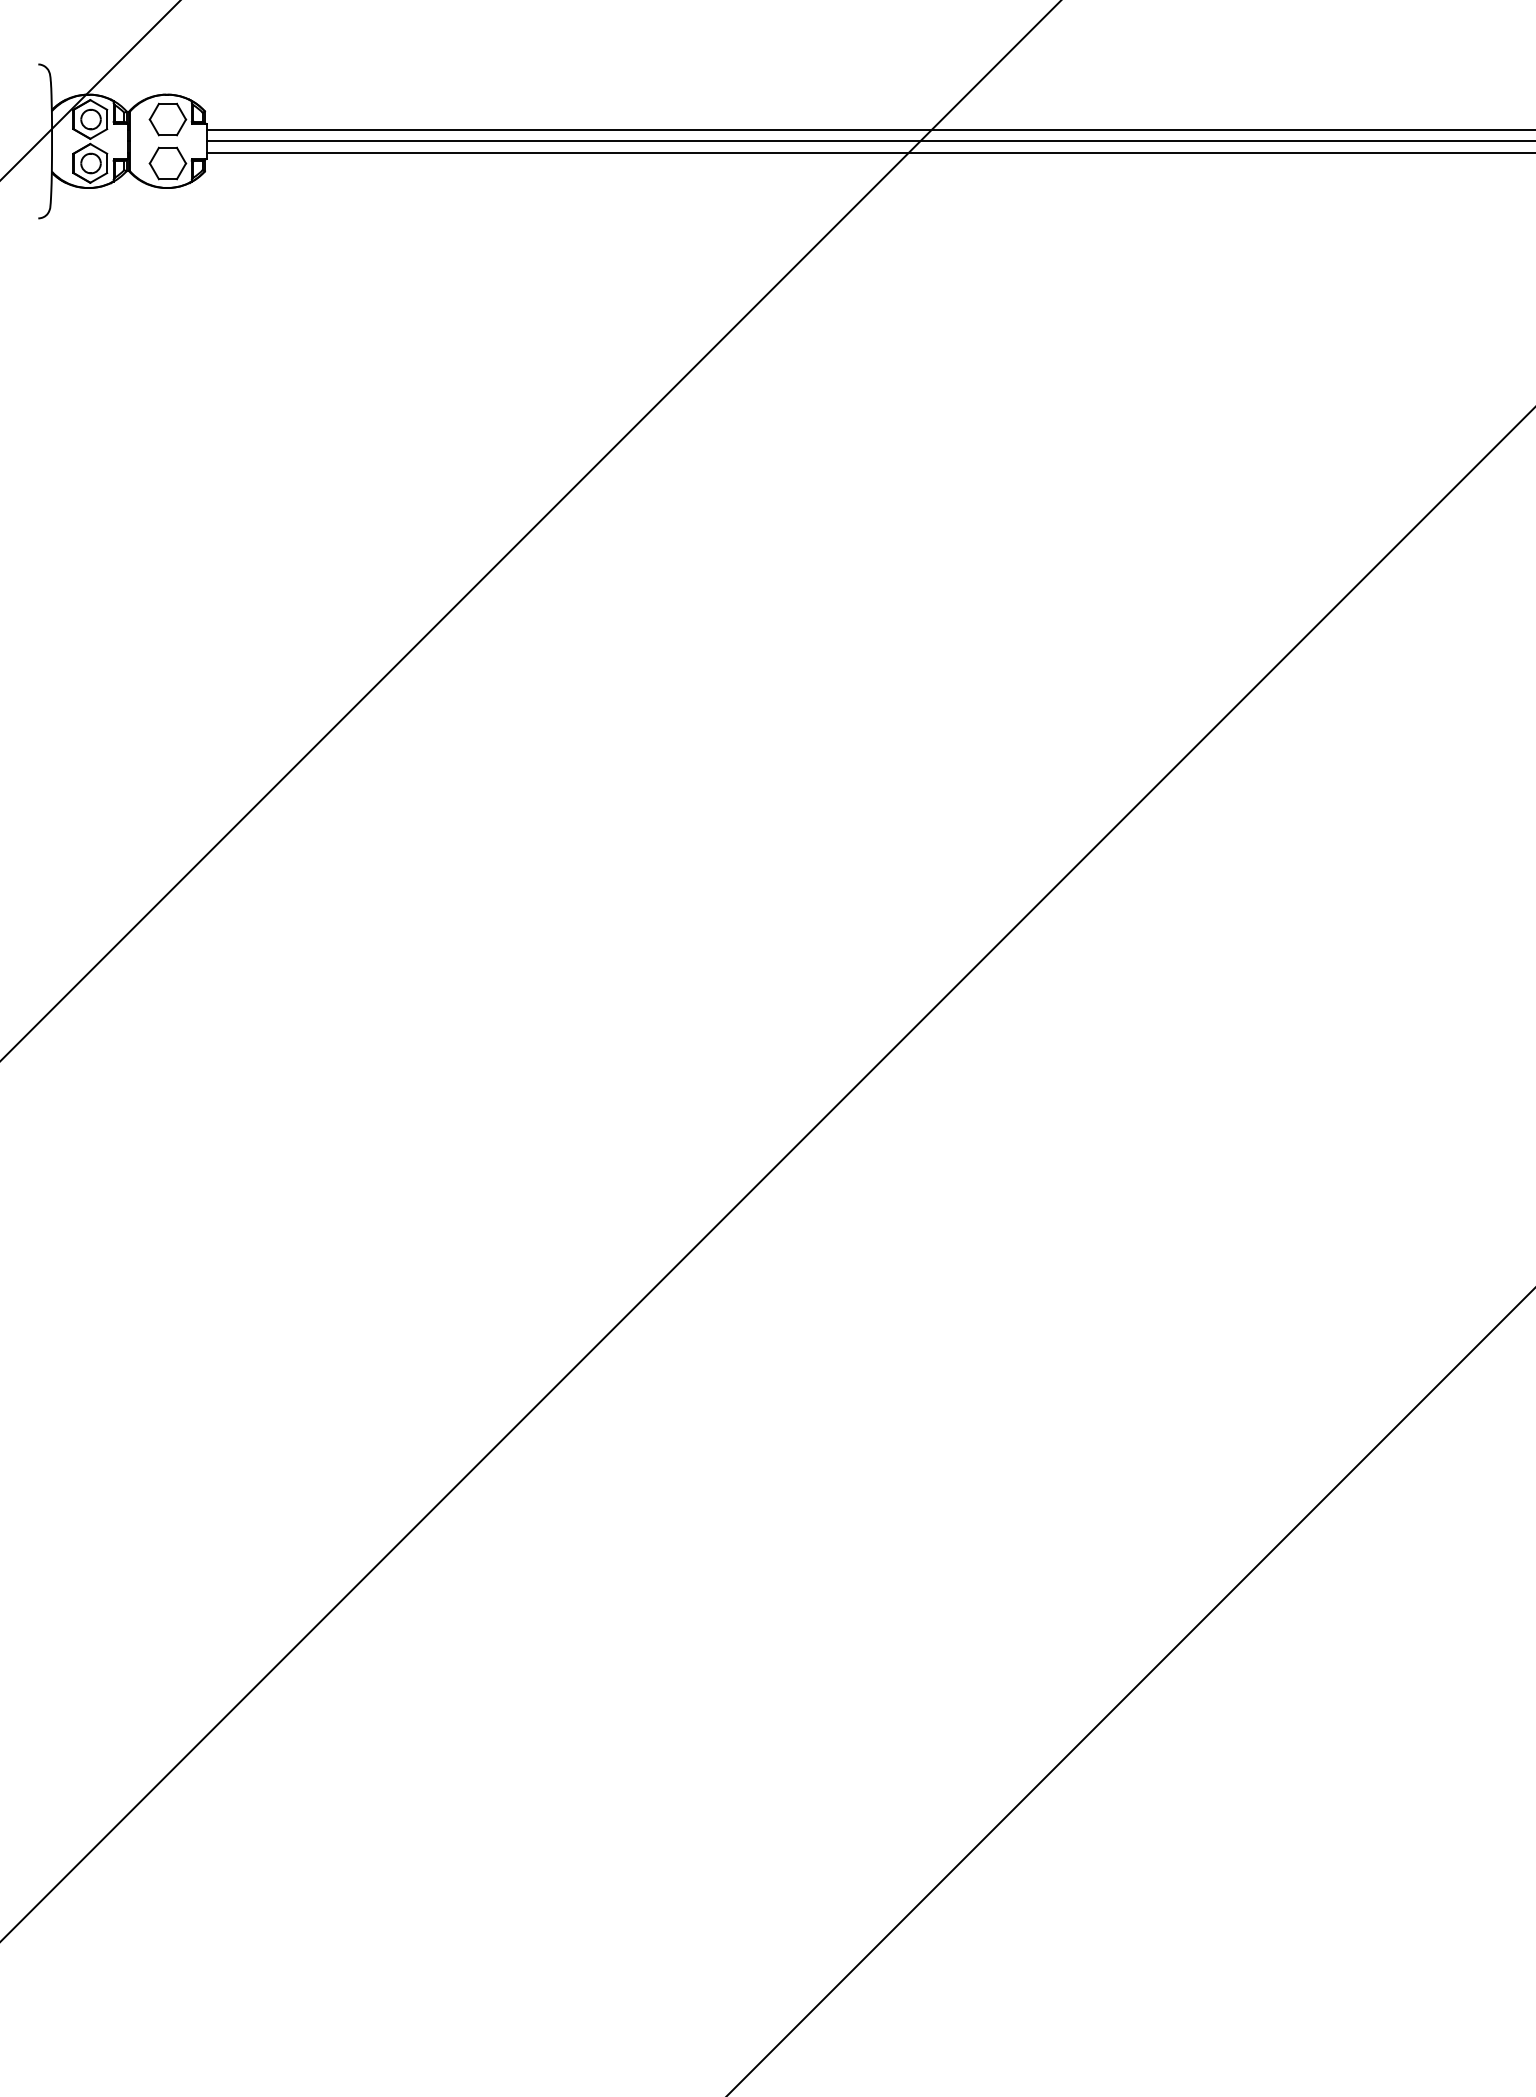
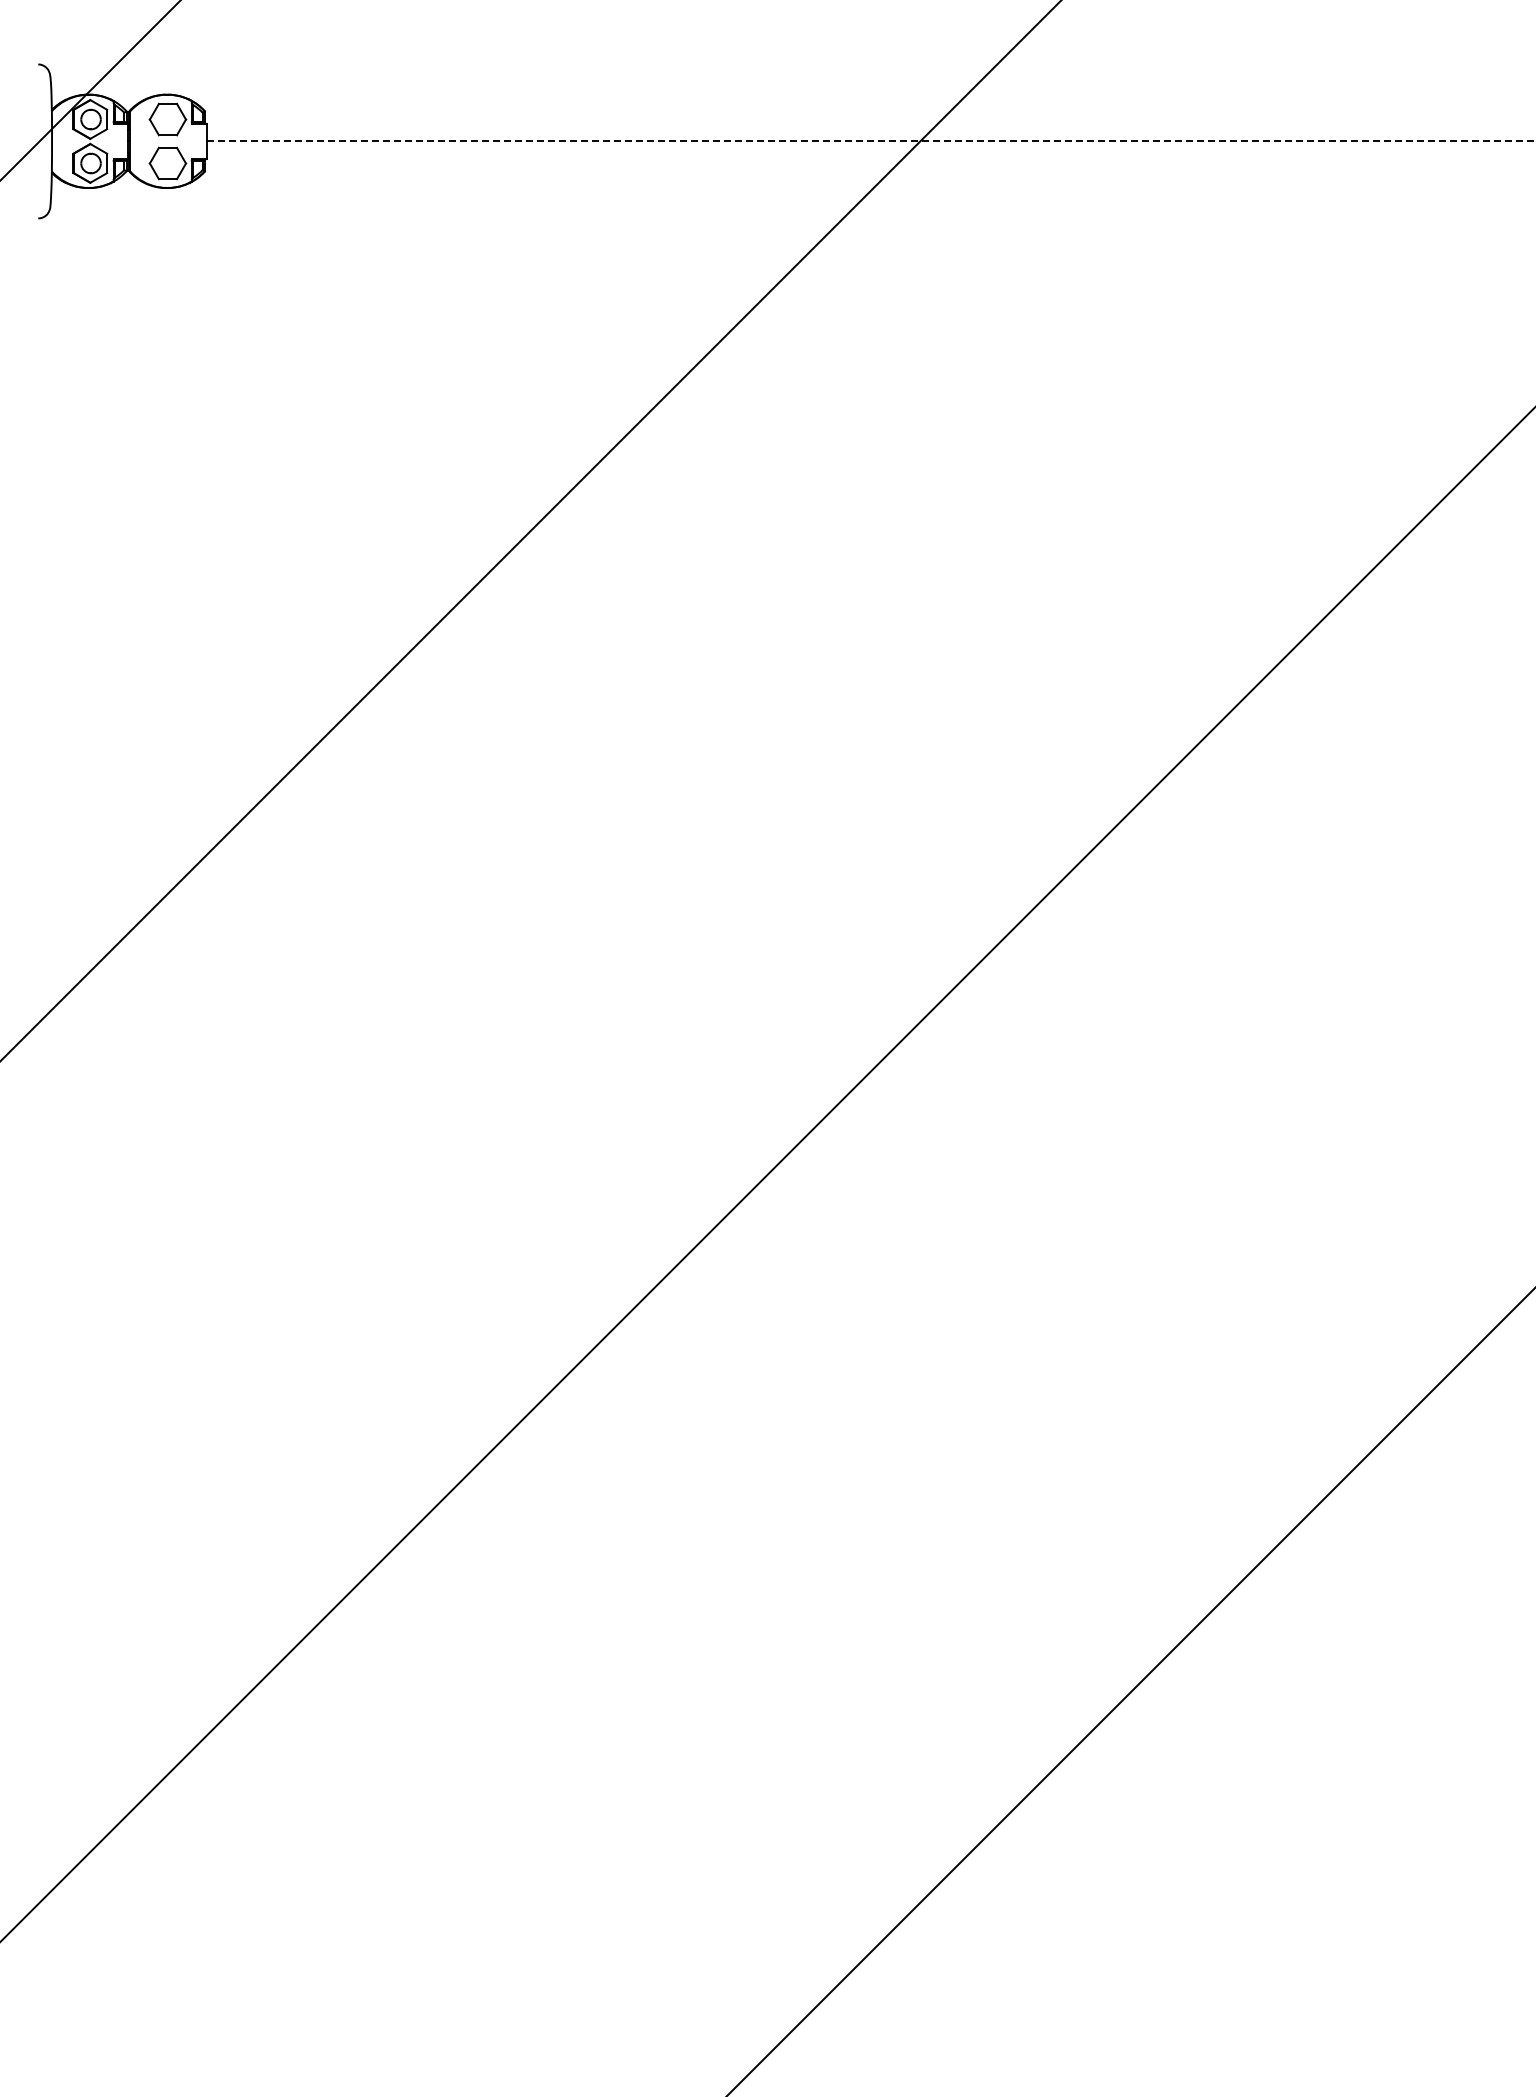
line: present -> none (869, 129)
line: solid -> dashed (871, 141)
line: present -> none (869, 153)
